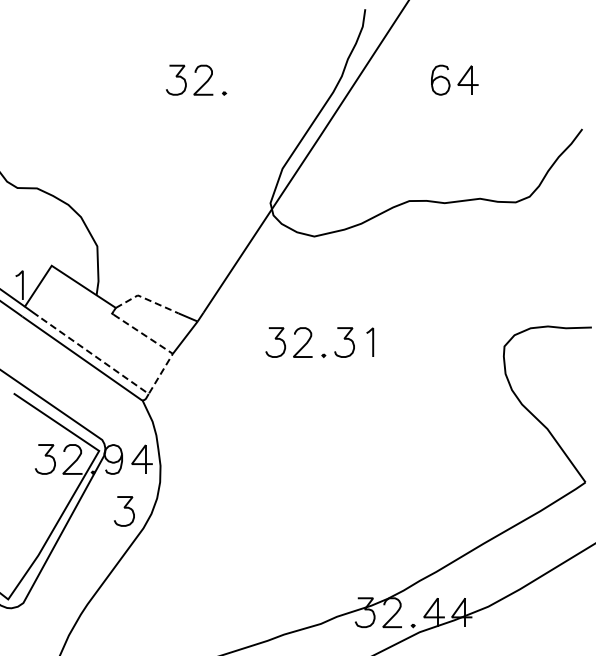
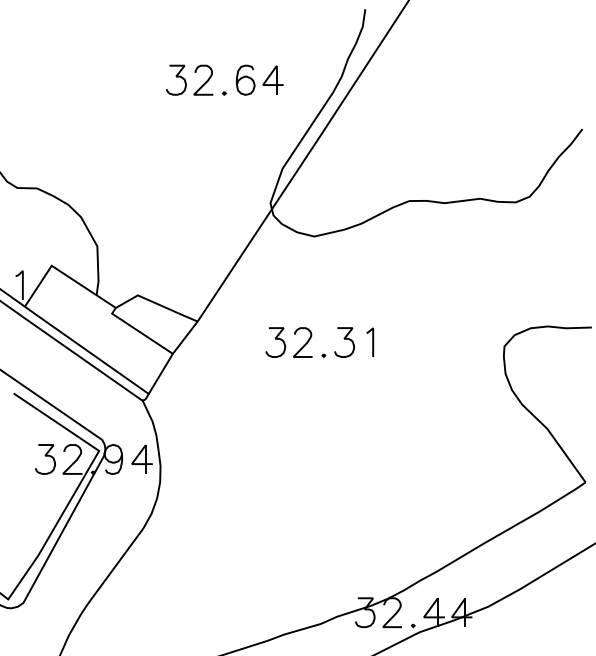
part position: (454, 79) -> (259, 79) (259, 79)
line: dashed -> solid (146, 299)
line: dashed -> solid (142, 389)
curve: present -> none (124, 508)
